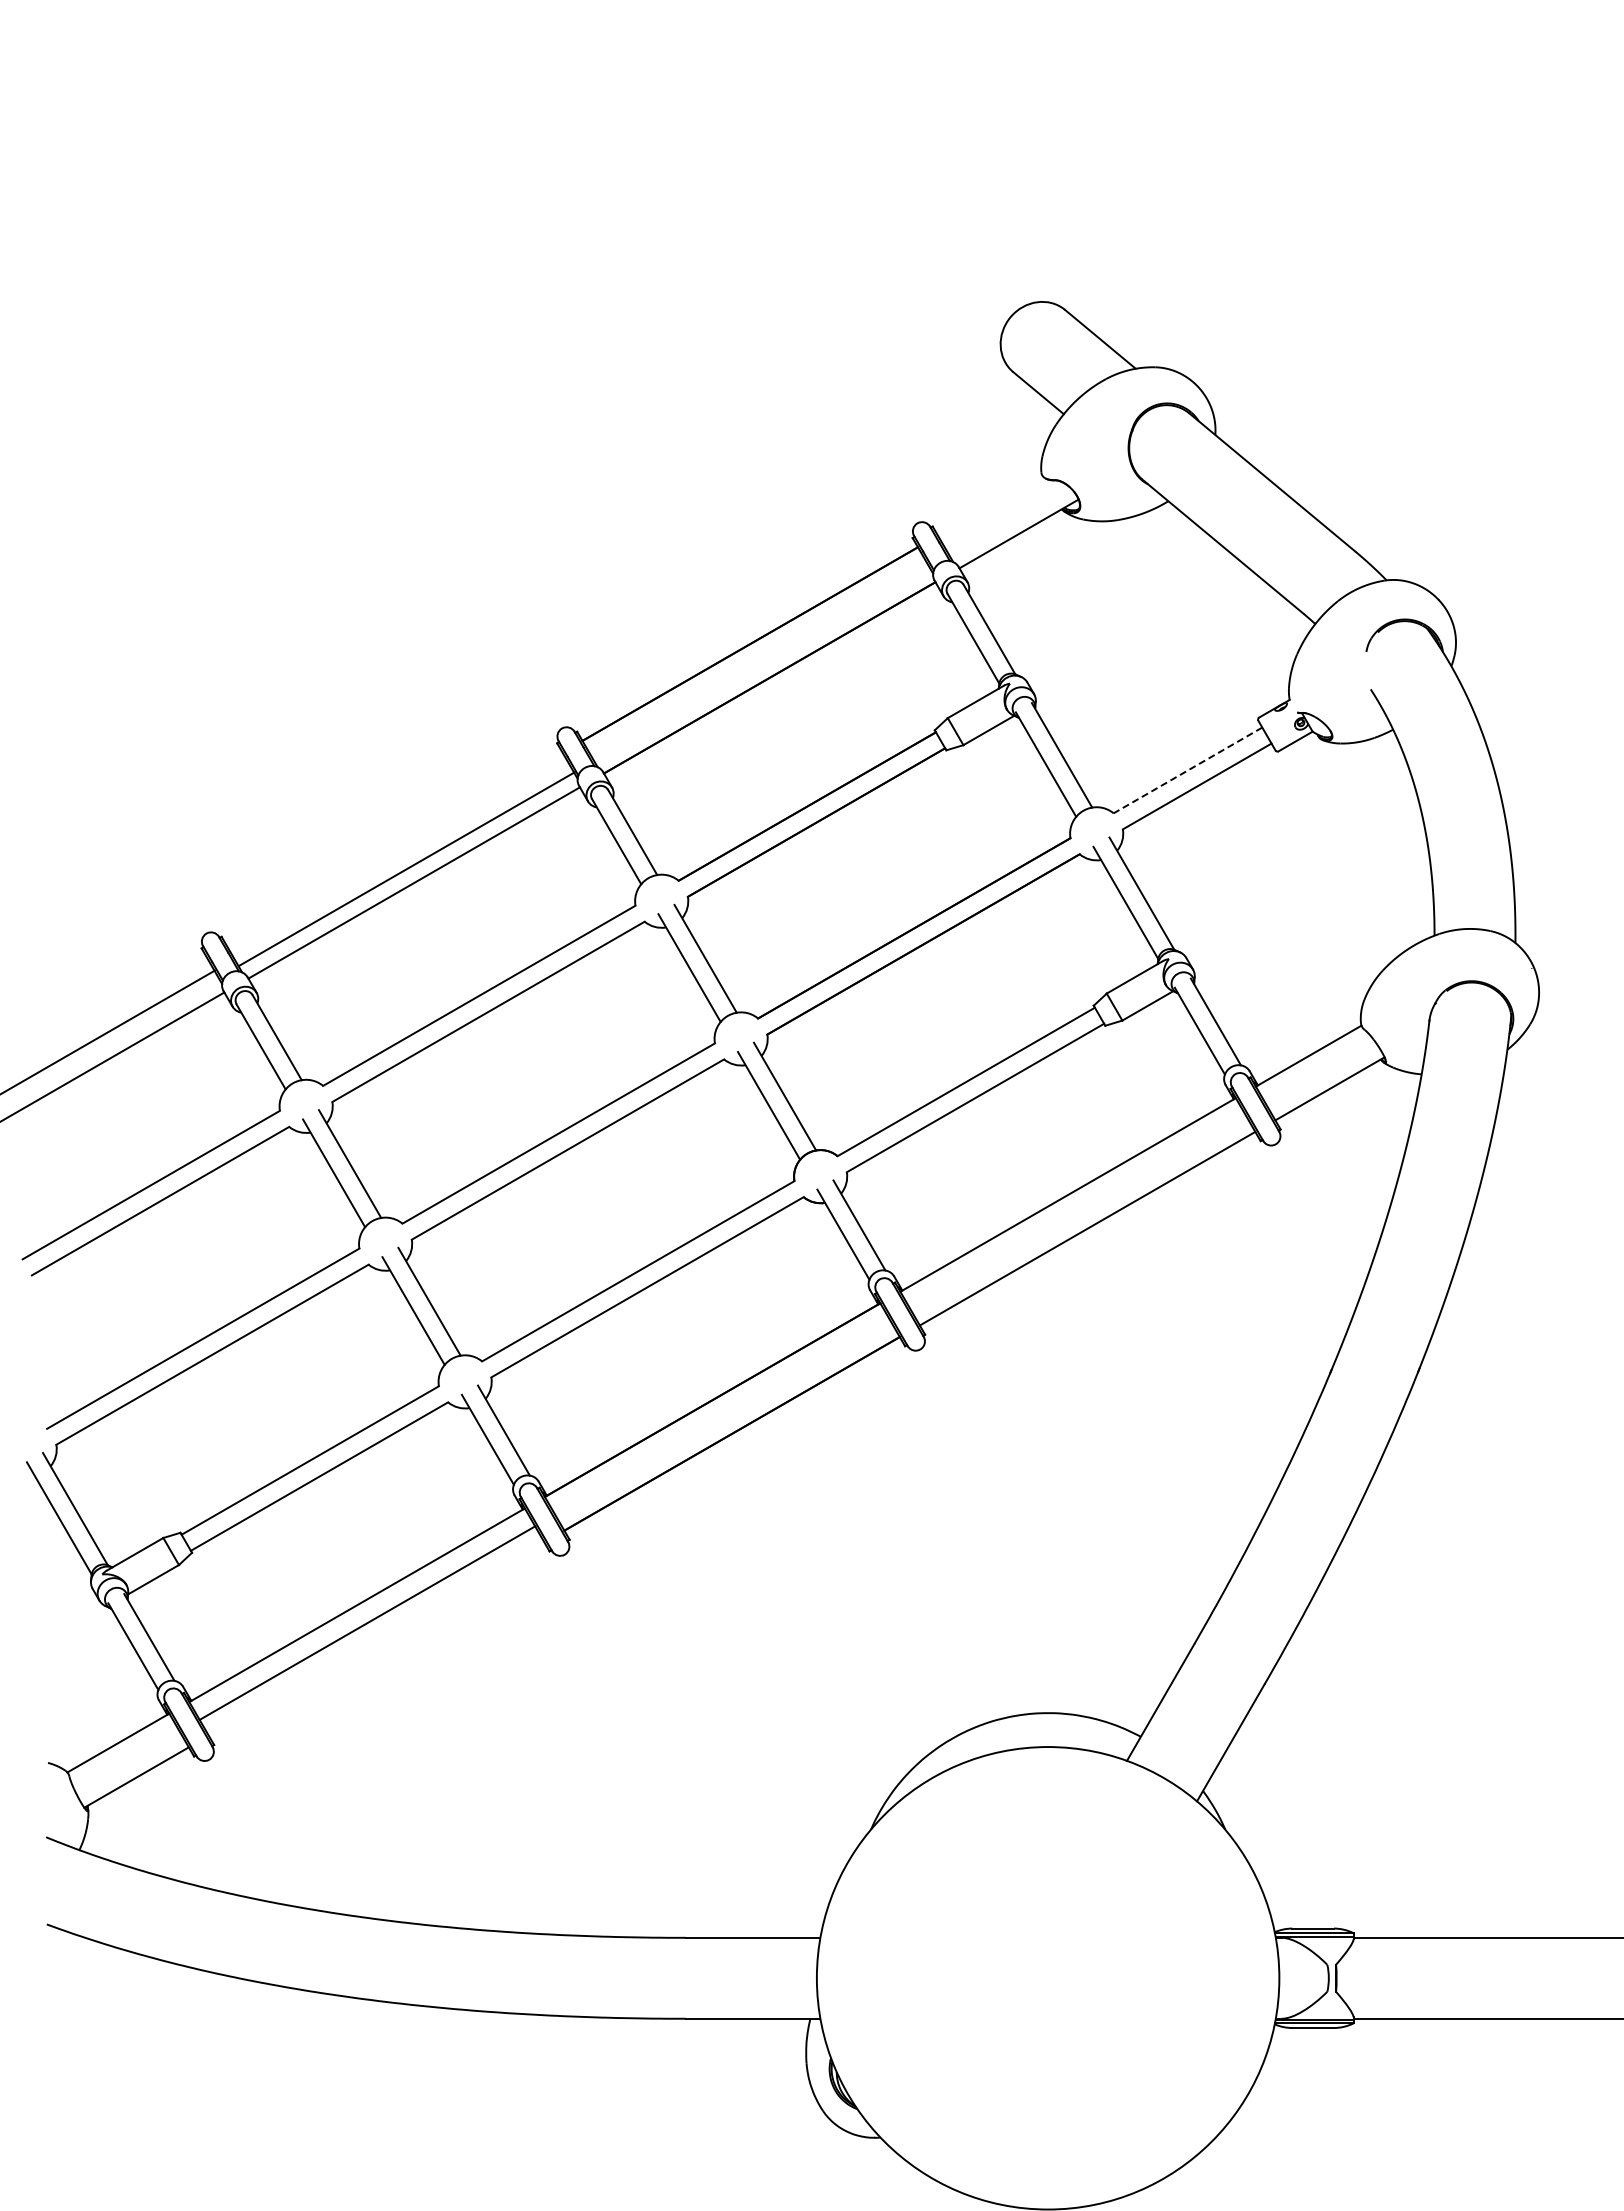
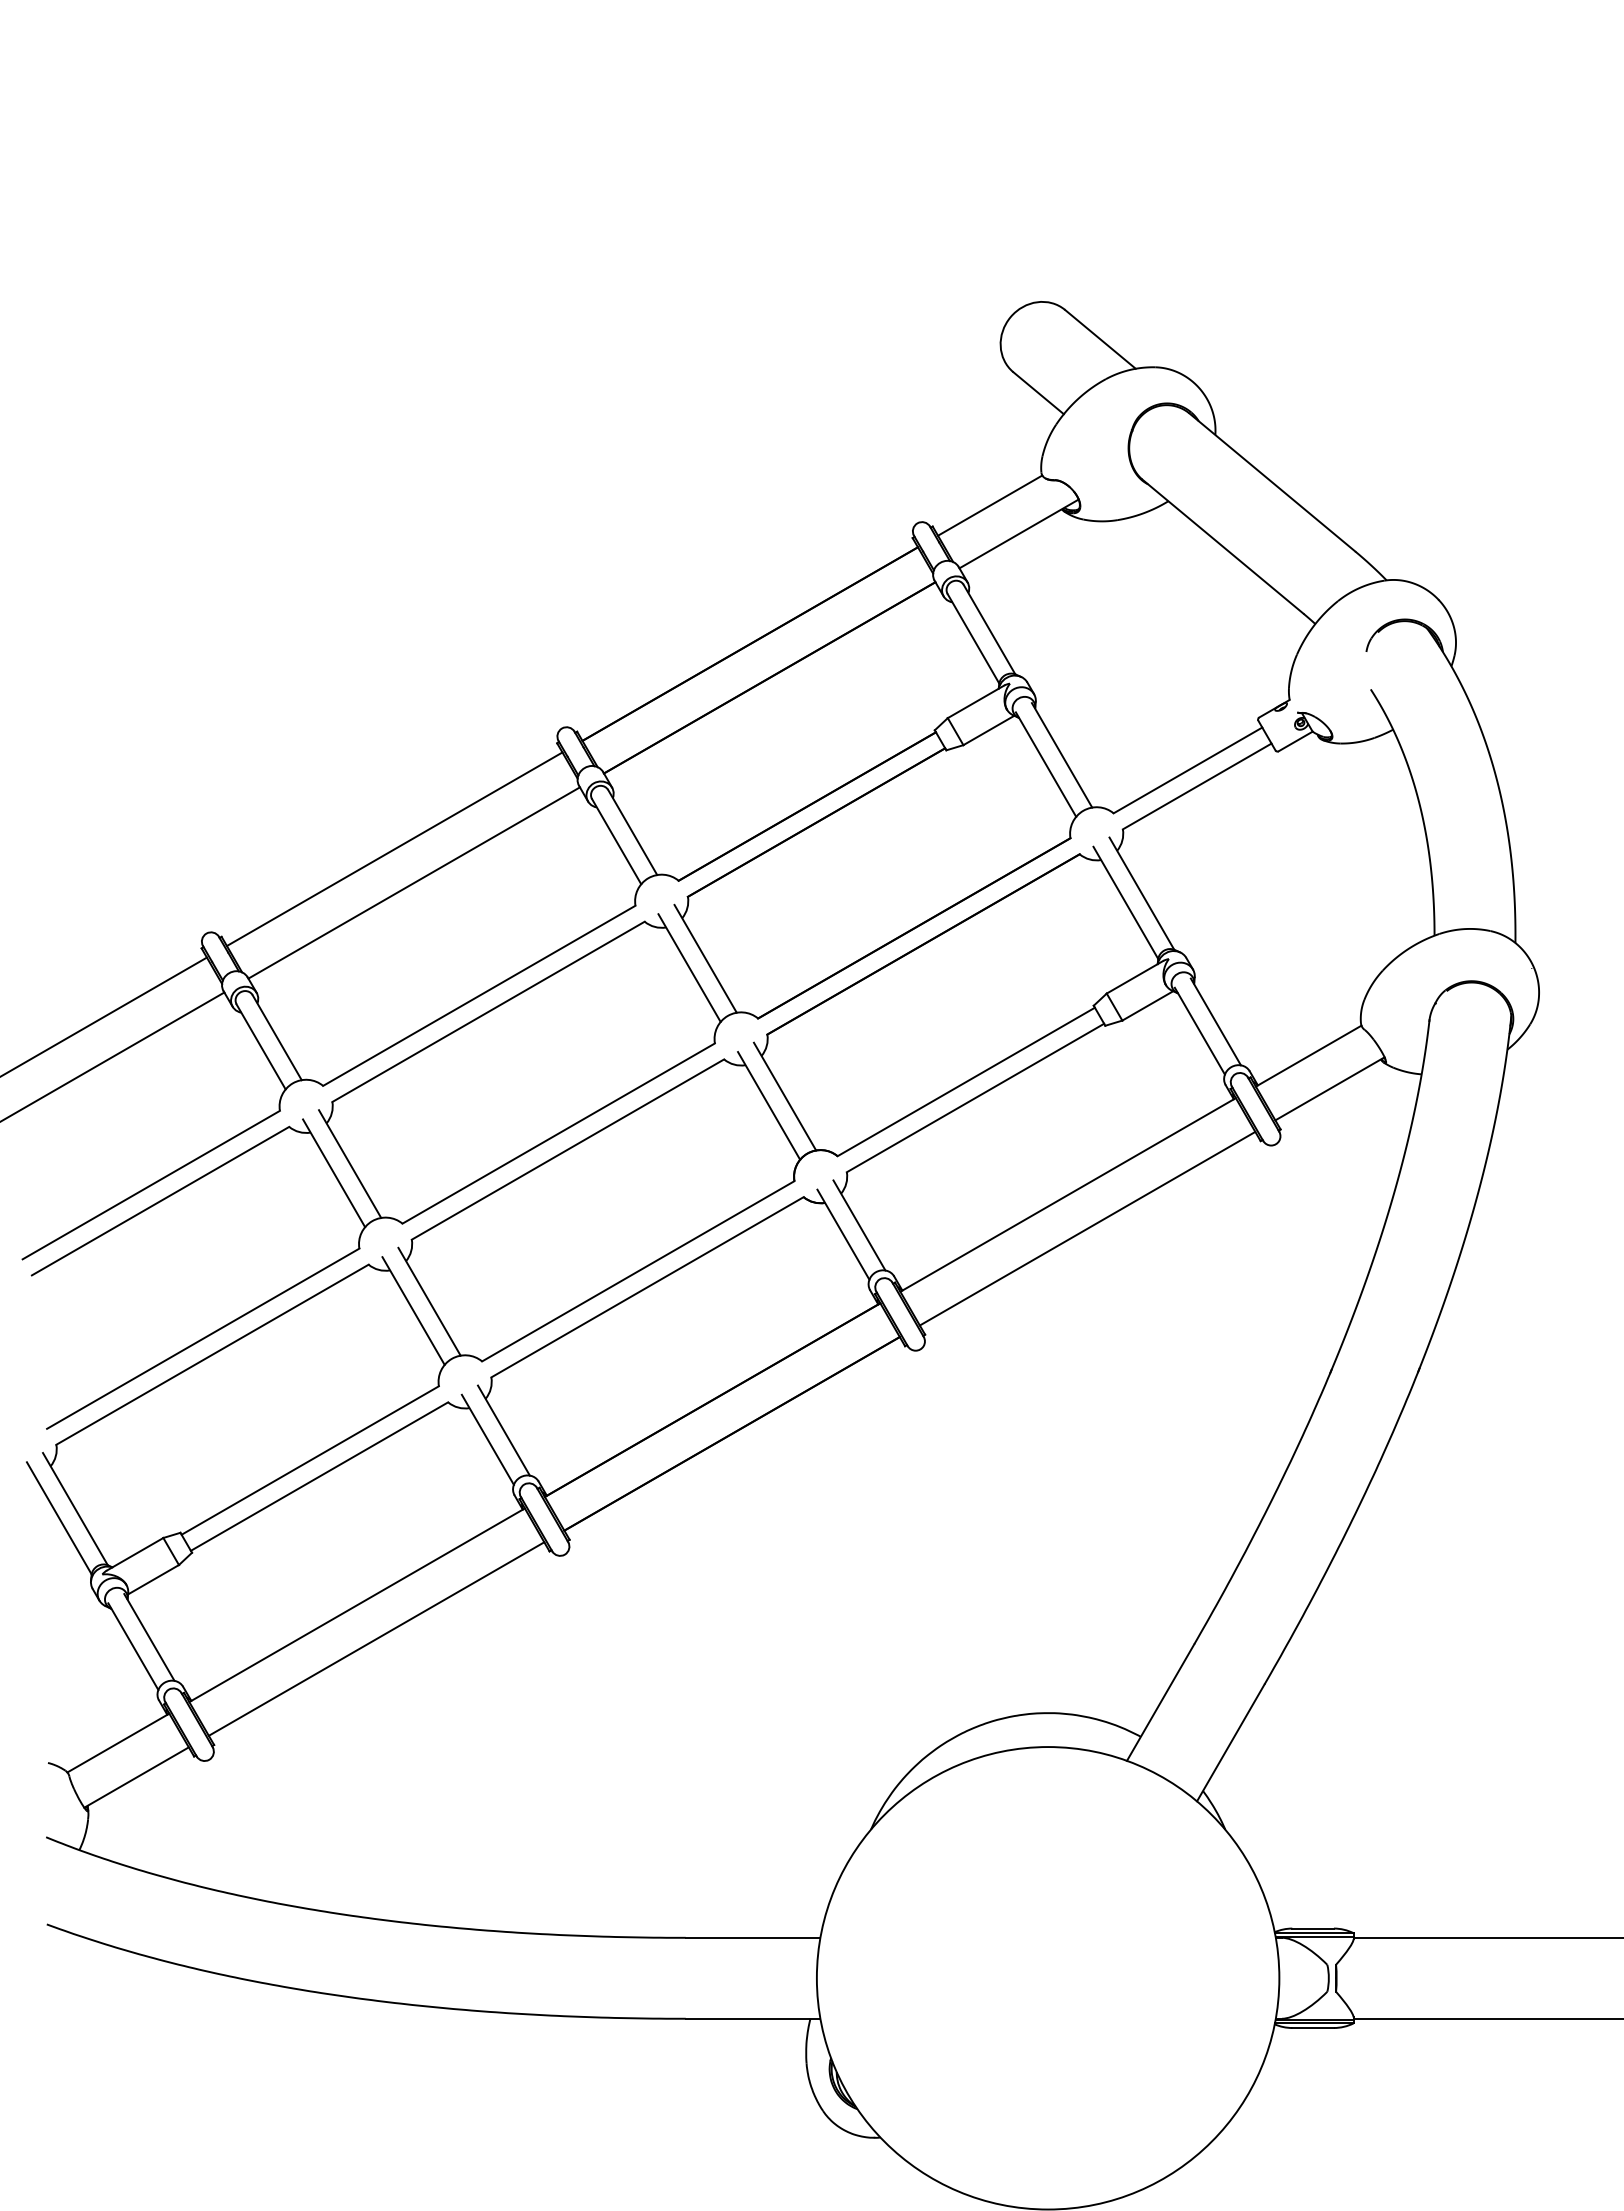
line: none -> present (990, 505)
line: dashed -> solid (1187, 770)
line position: (406, 869) -> (394, 849) (394, 849)
line position: (108, 1031) -> (104, 1016) (104, 1016)
line position: (367, 1622) -> (376, 1638) (376, 1638)
